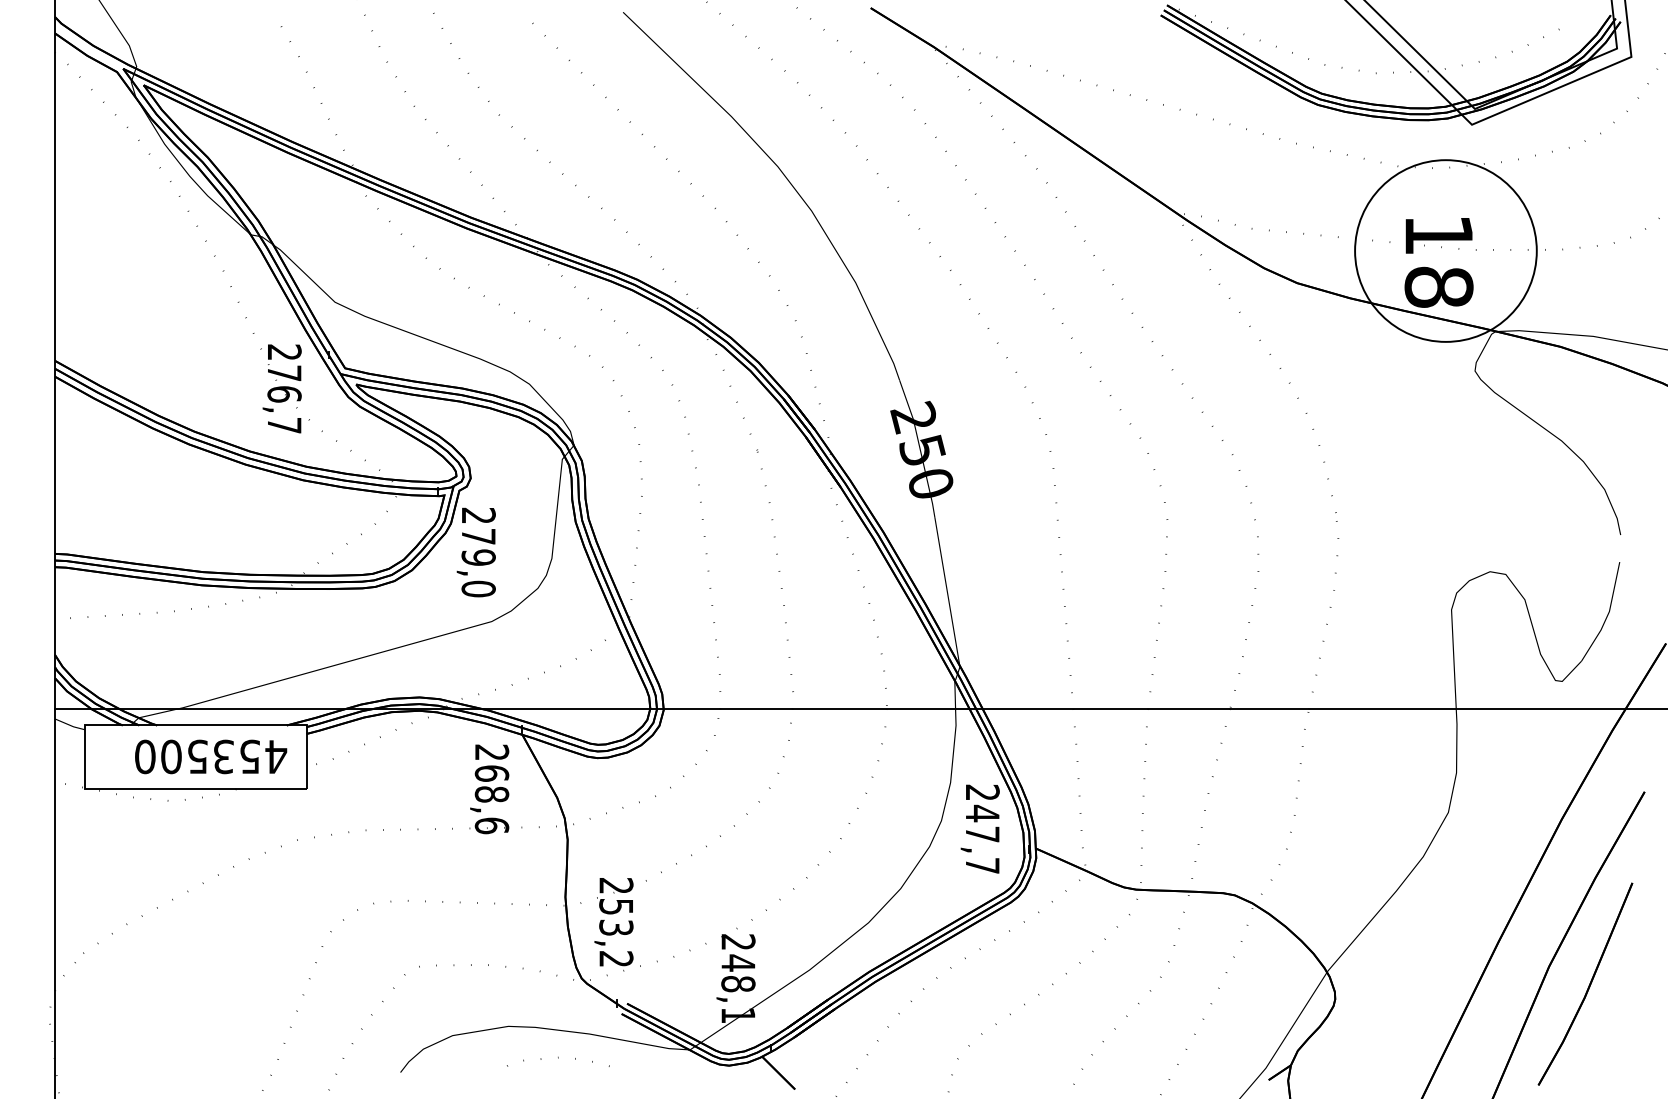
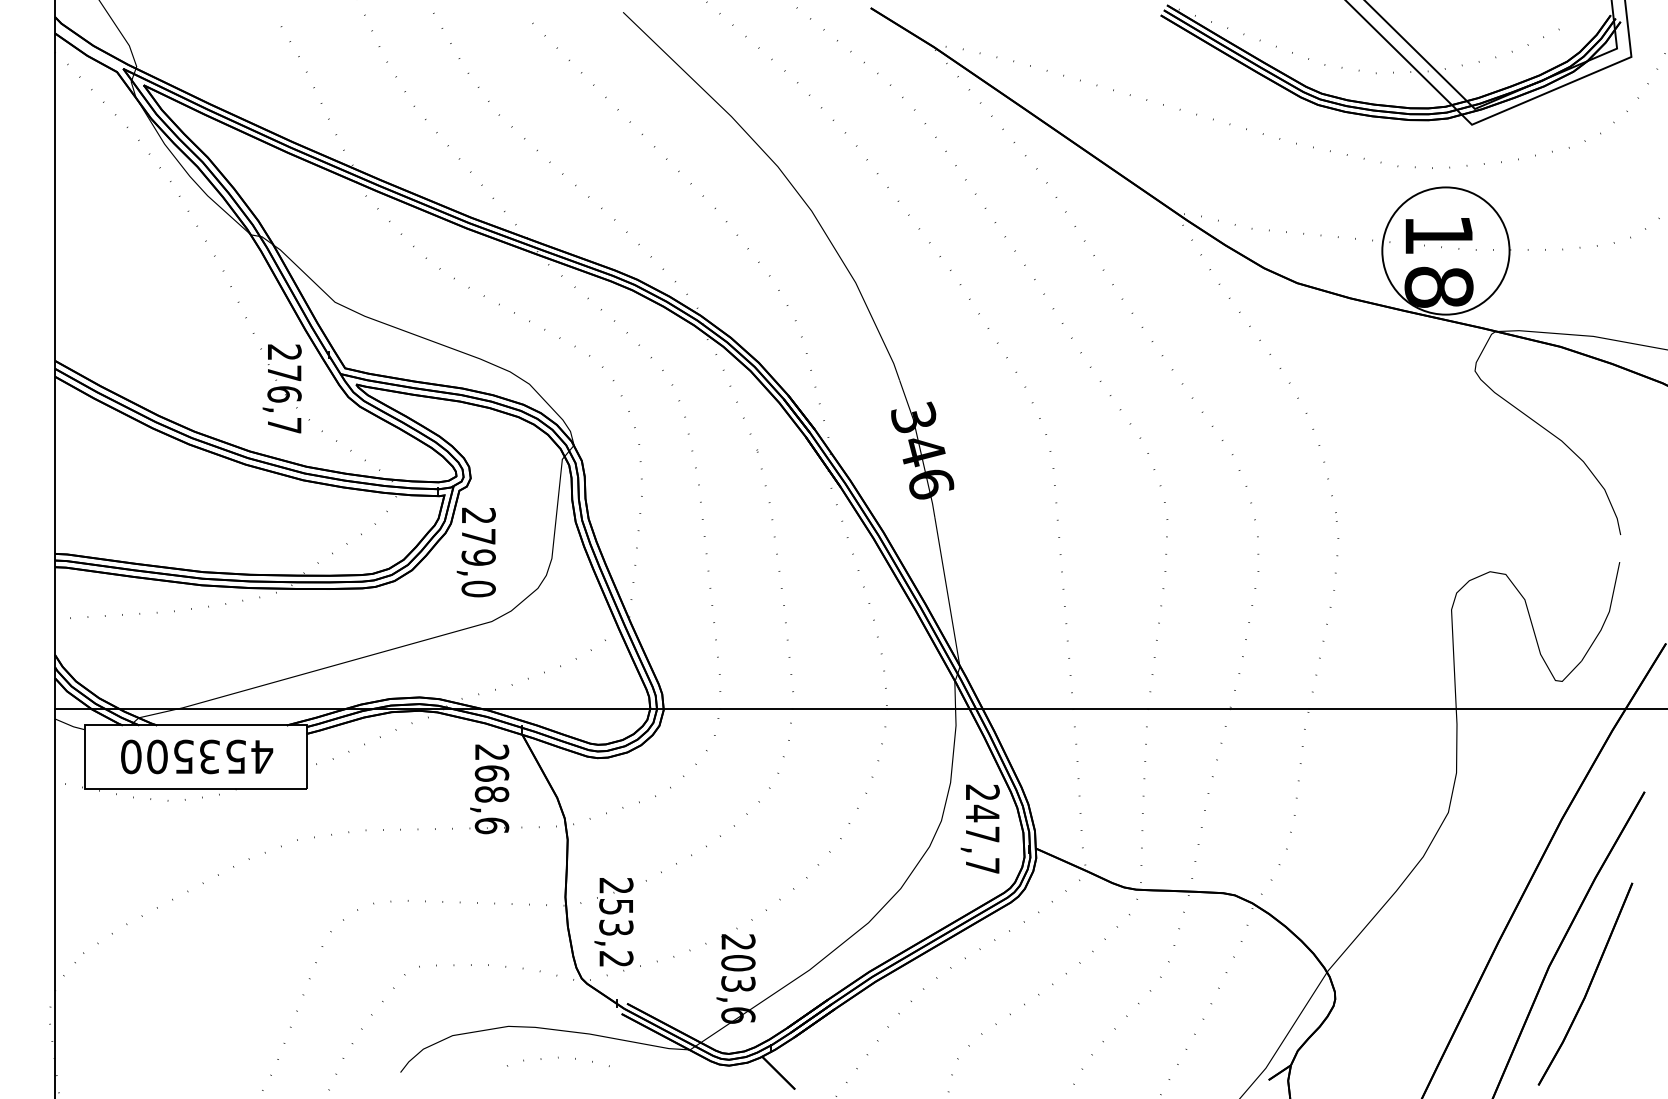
circle diameter: 182 px -> 127 px (1445, 250)
text: 250 -> 346 (922, 449)
text position: (211, 756) -> (197, 756) (197, 756)
text: 248,1 -> 203,6 (738, 988)
